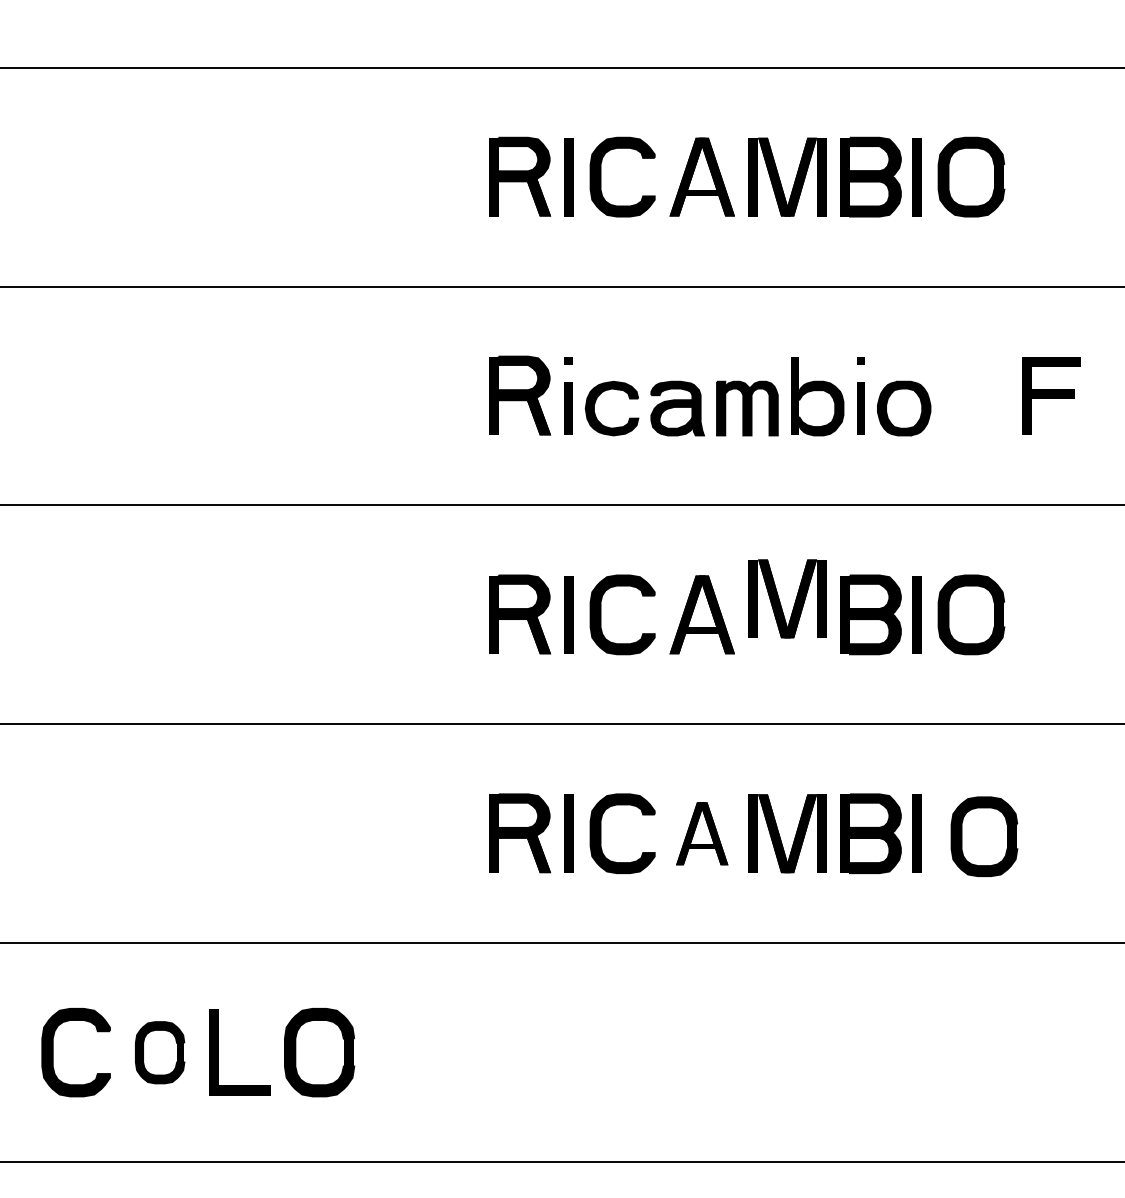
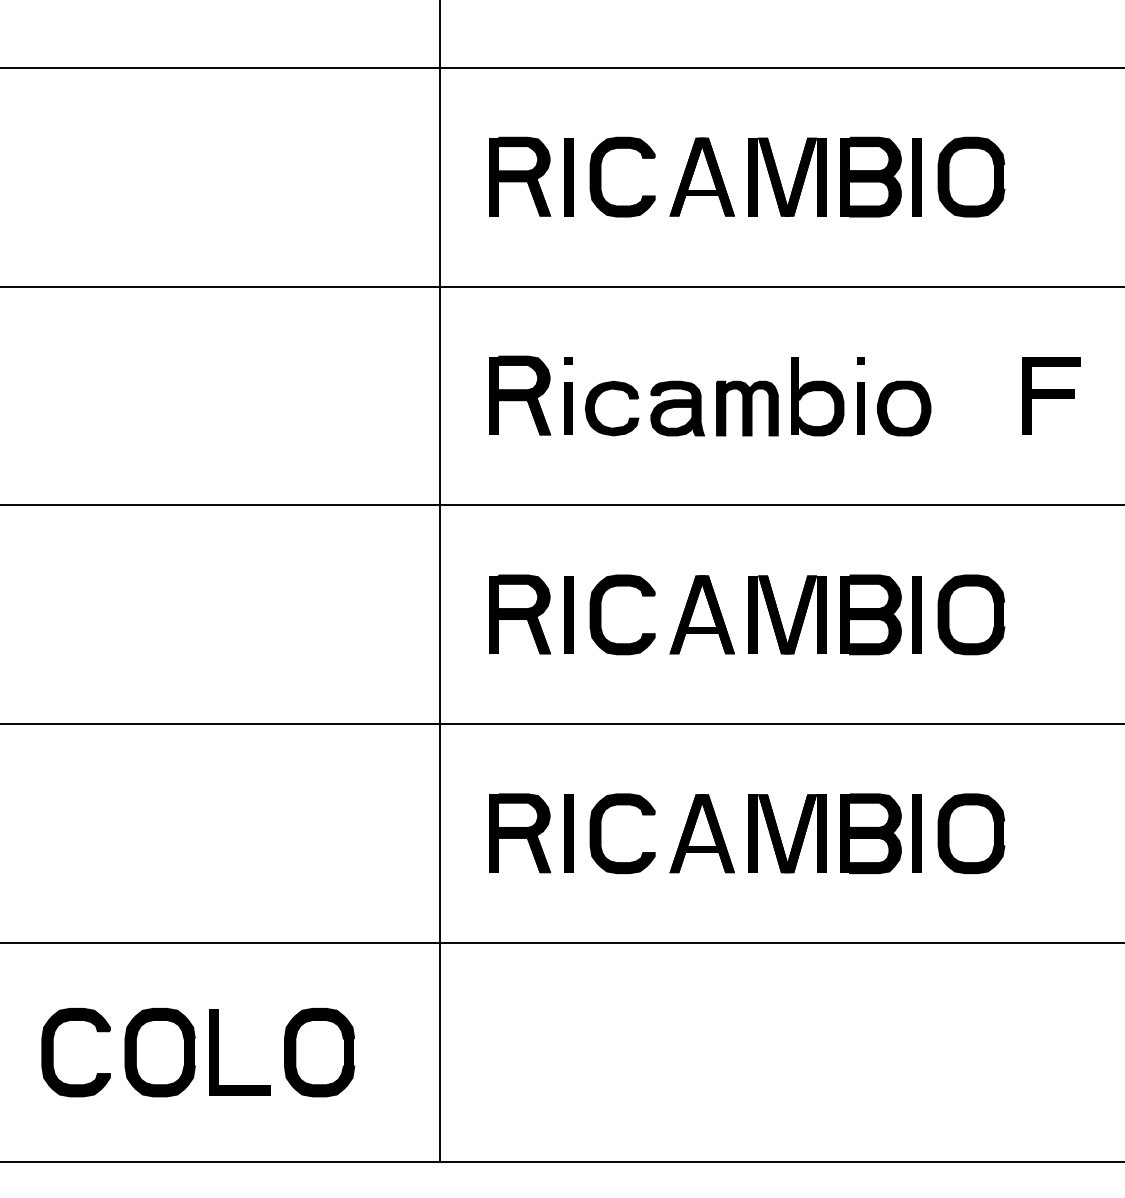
line: none -> present (439, 582)
part position: (780, 601) -> (780, 617) (780, 617)
part size: 53x64 px -> 66x80 px (701, 833)
part position: (984, 836) -> (971, 833) (971, 833)
part size: 51x64 px -> 72x90 px (159, 1052)
